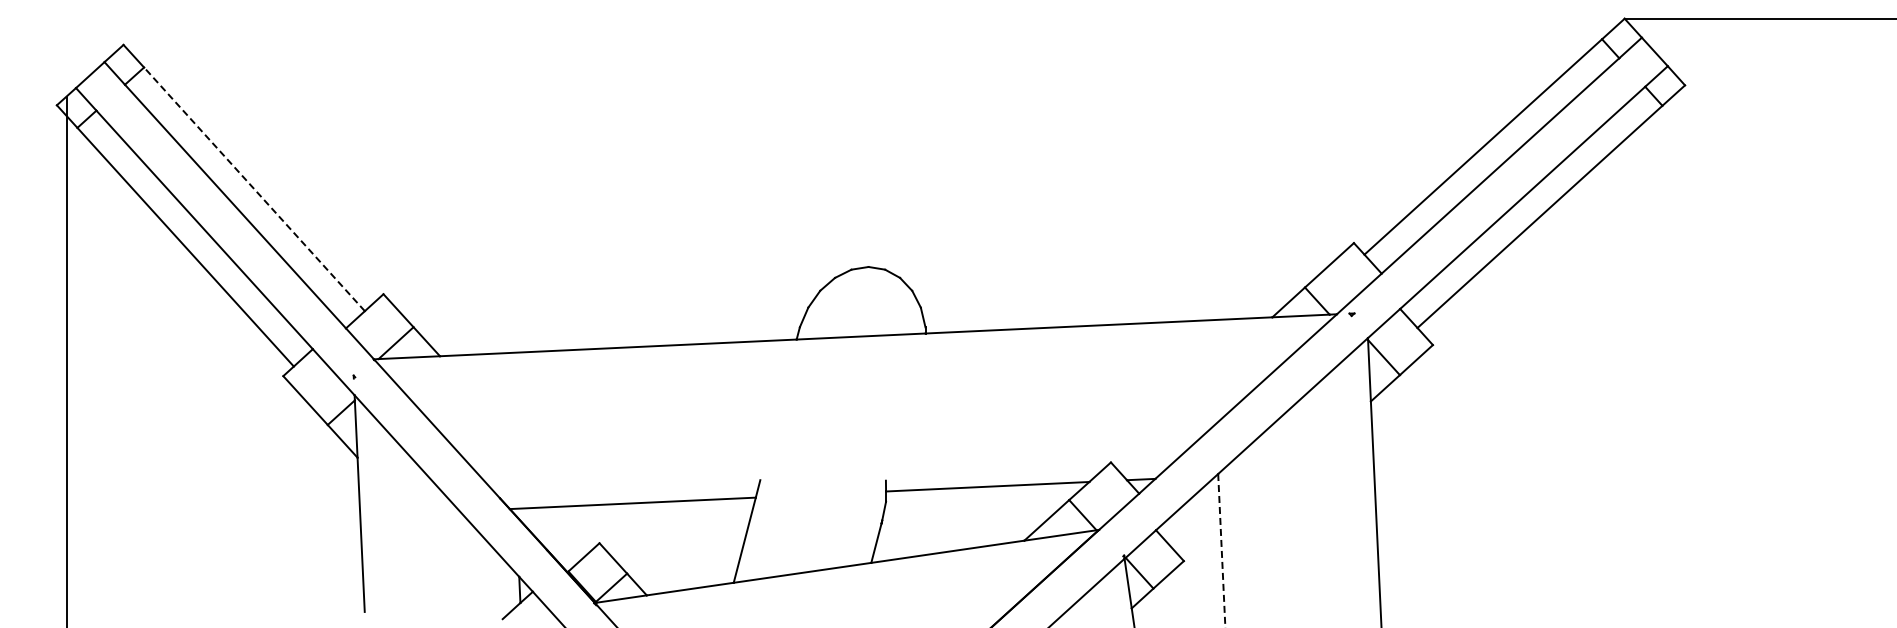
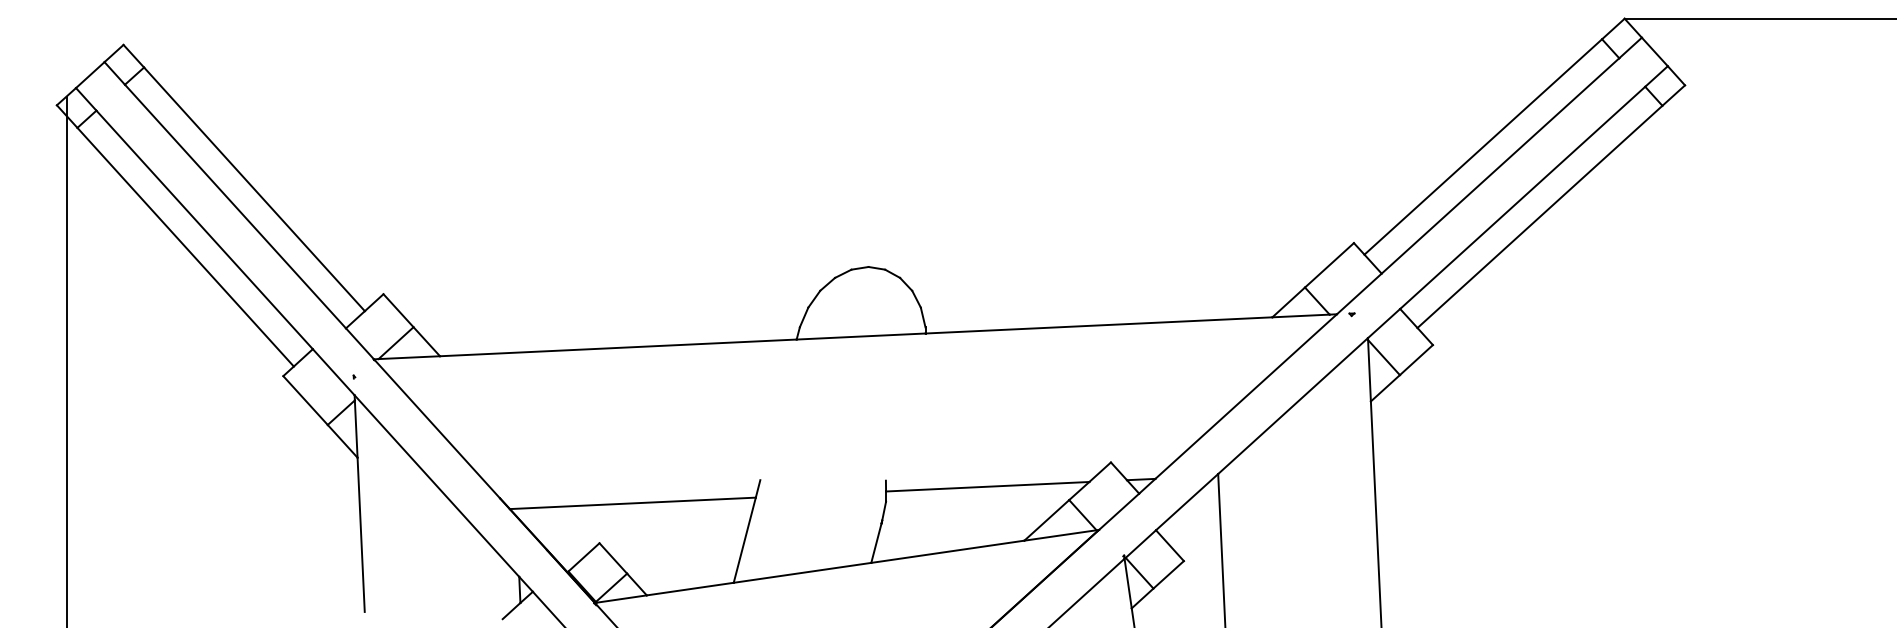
line: dashed -> solid (254, 188)
line: dashed -> solid (1221, 550)
